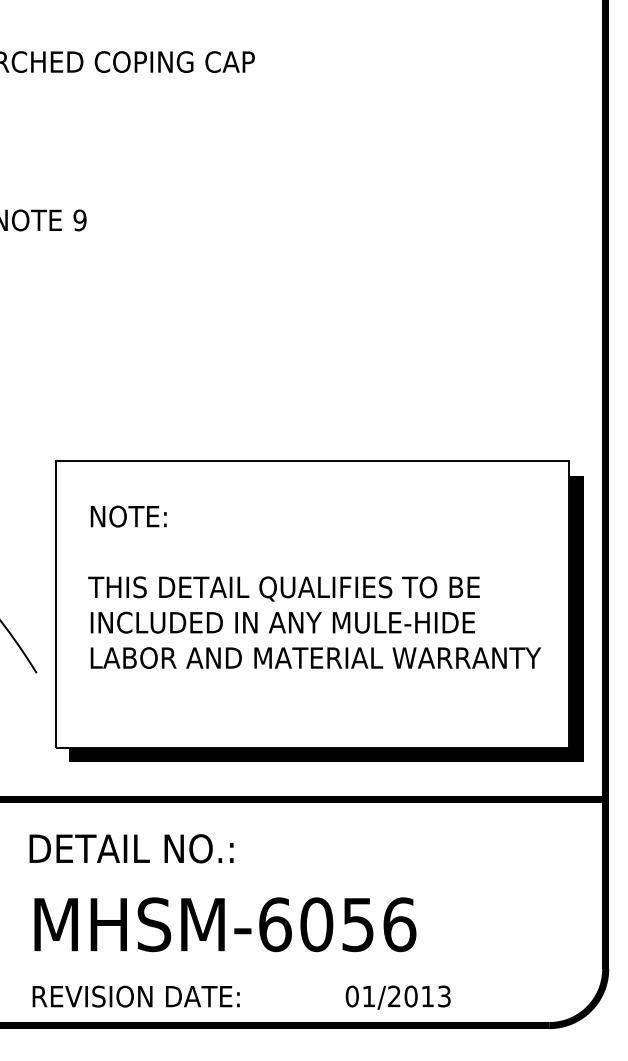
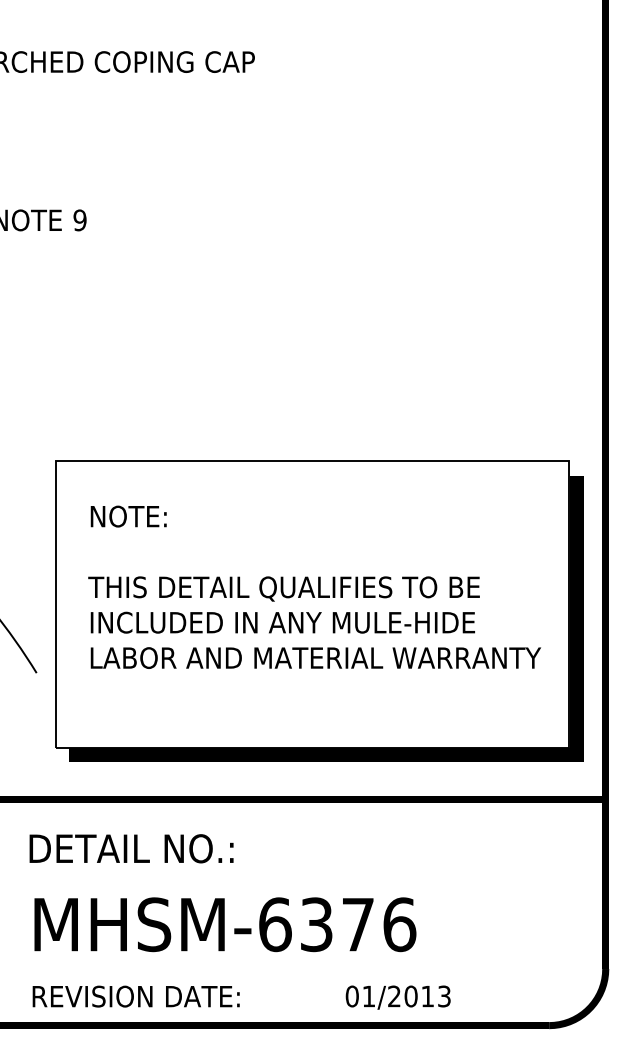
text: MHSM-6056 -> MHSM-6376 (336, 924)
